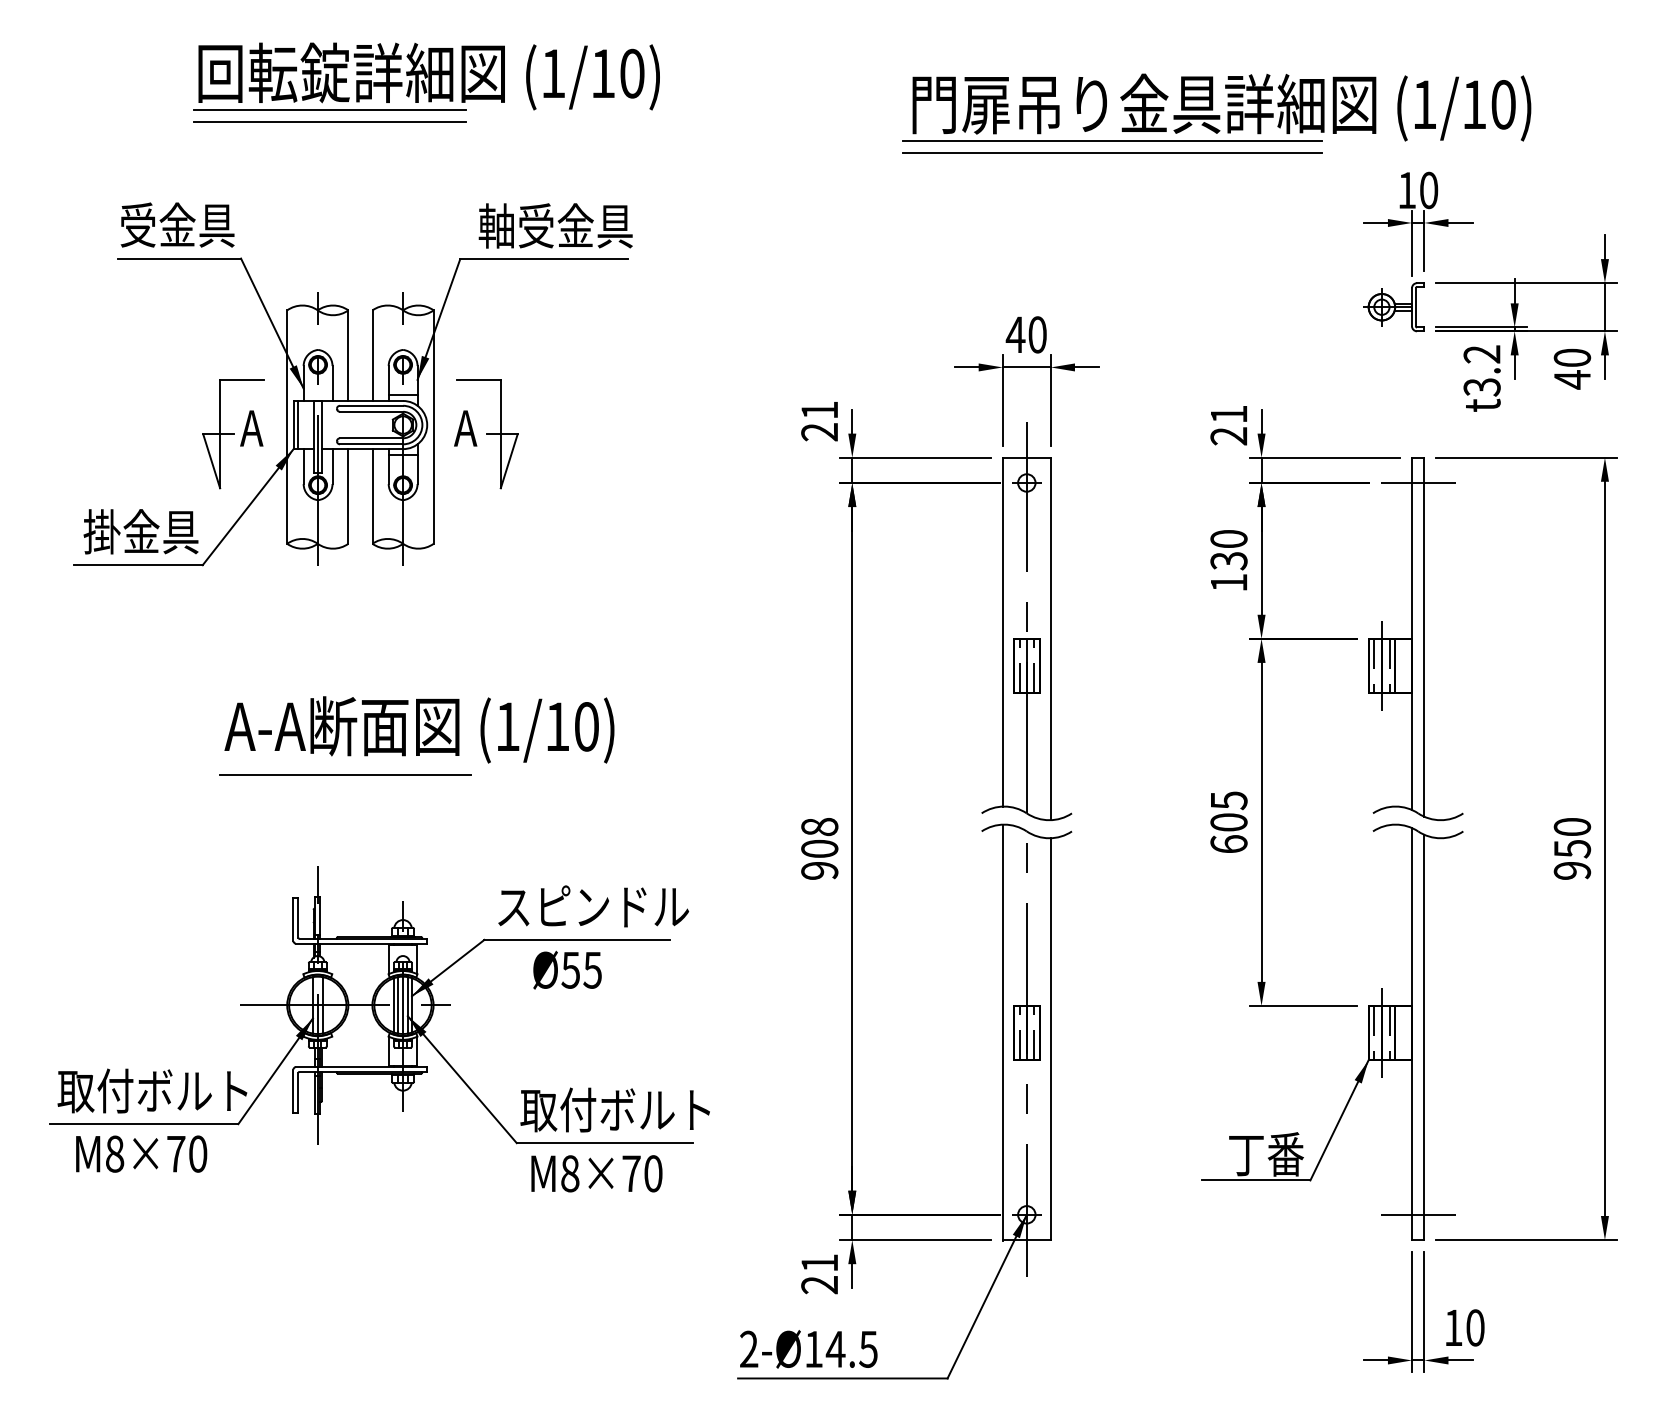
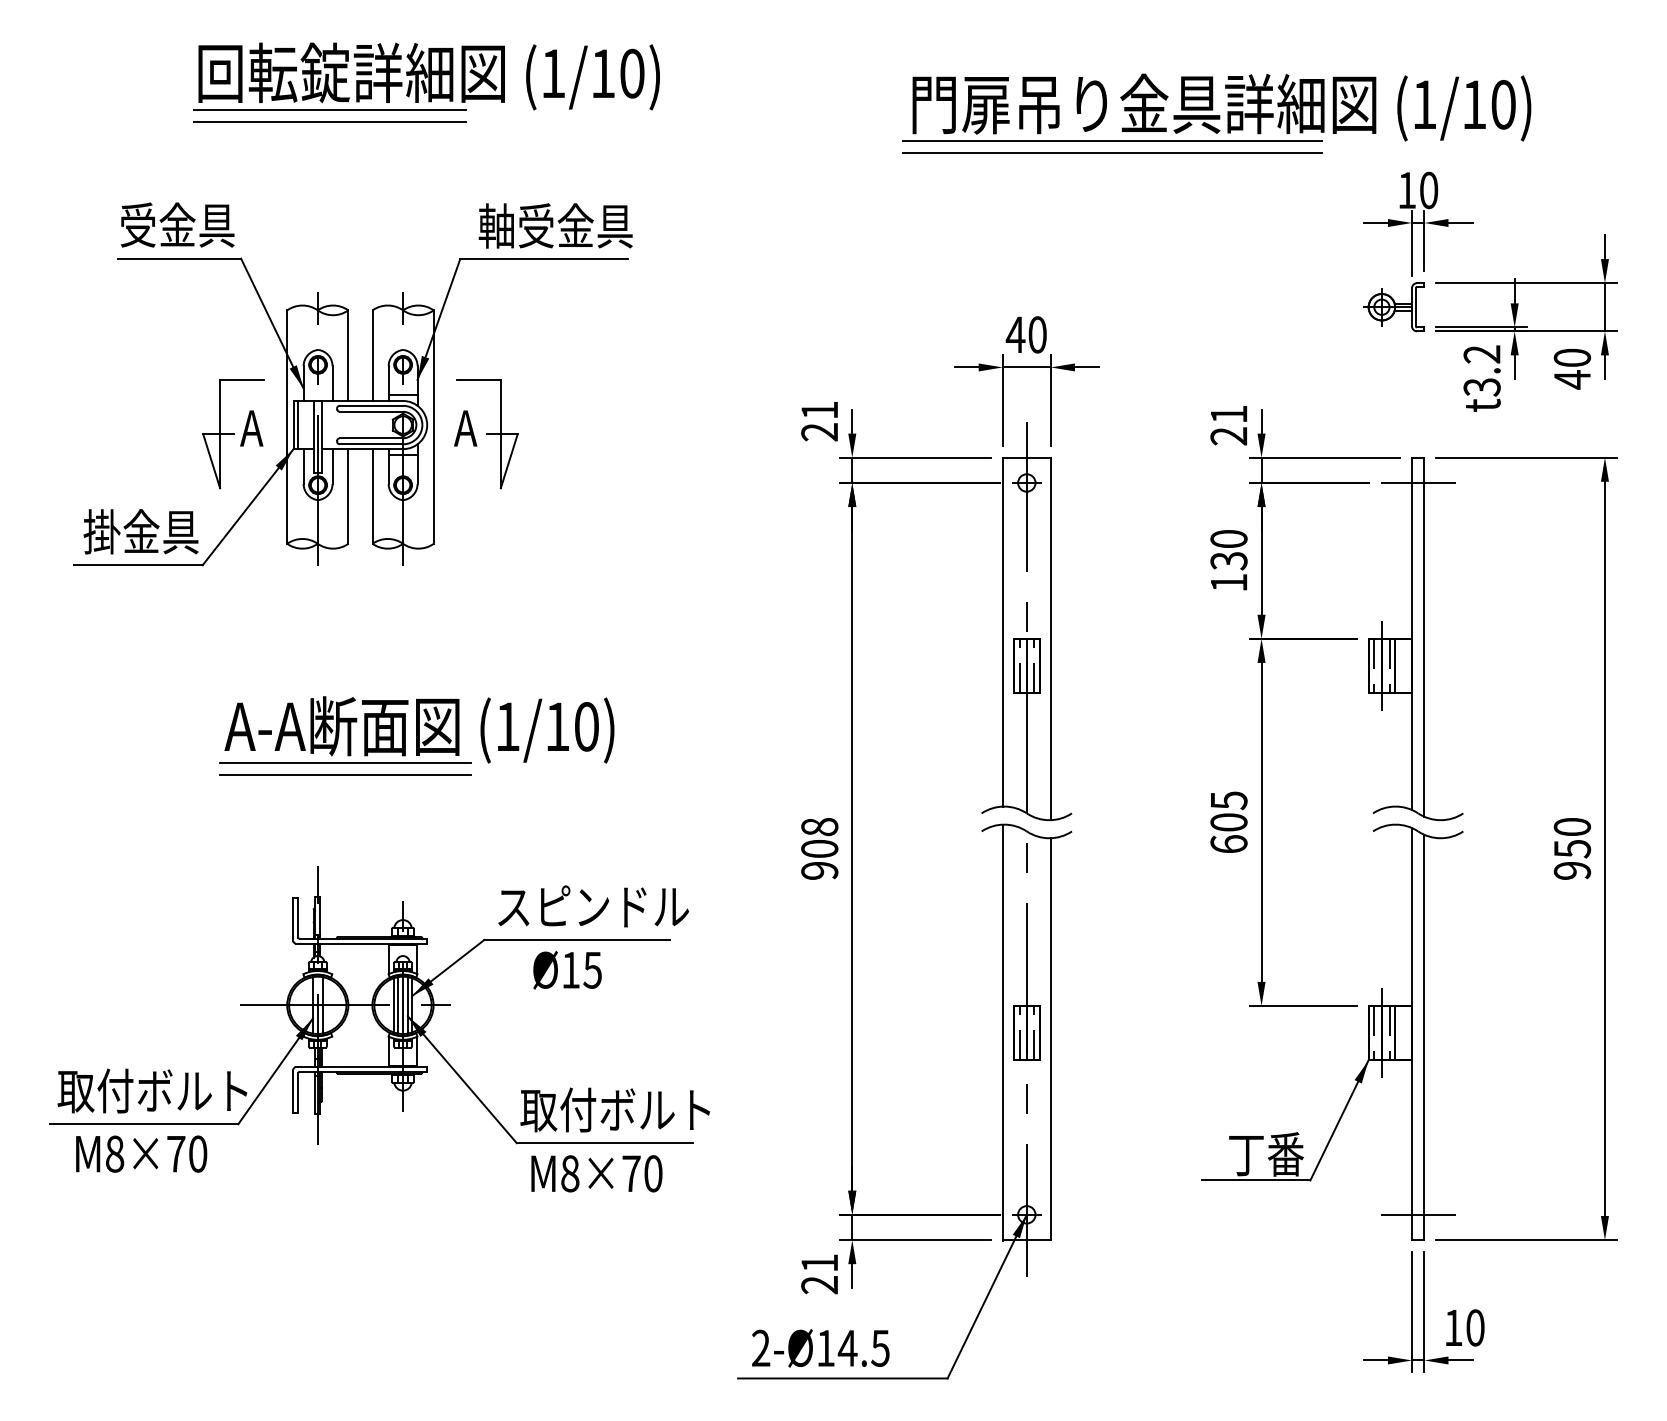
line: none -> present (345, 763)
text: Ø55 -> Ø15 (570, 970)
text position: (808, 1349) -> (820, 1348) (820, 1348)
